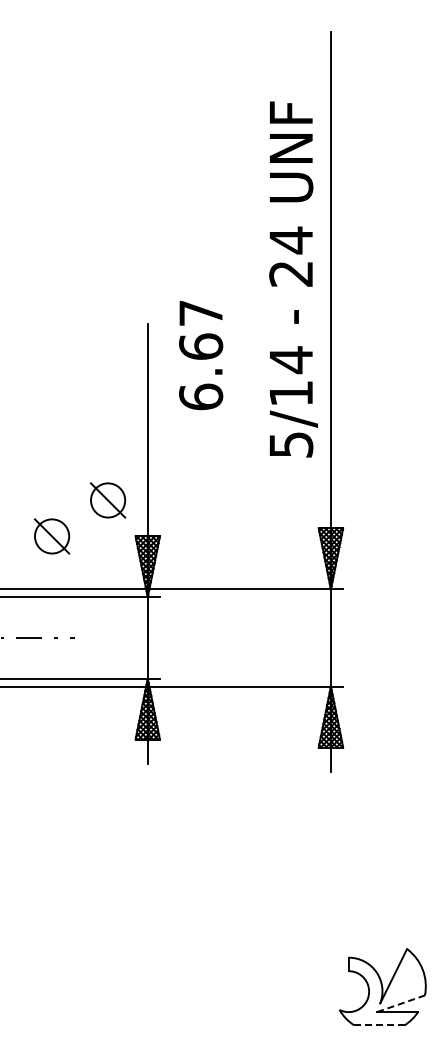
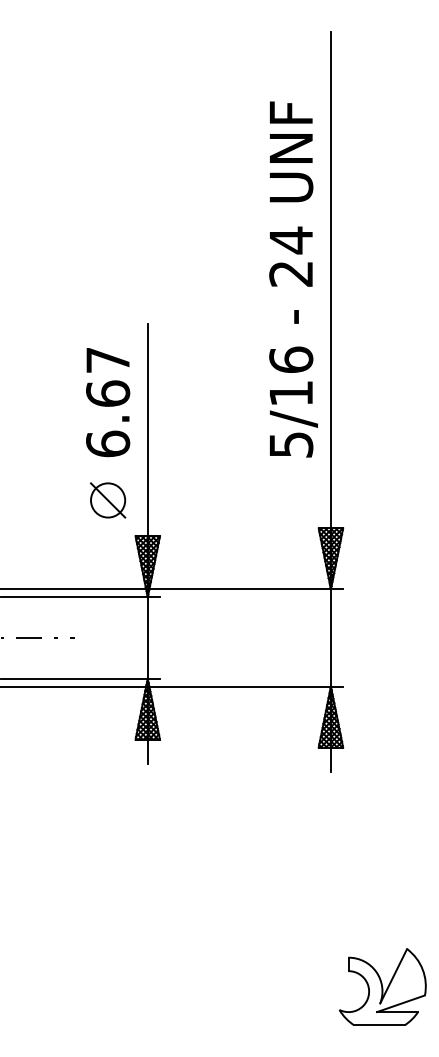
text position: (201, 355) -> (108, 402) (108, 402)
text: 5/14 -> 5/16 (291, 360)
part: present -> none (51, 536)
line: dashed -> solid (401, 1003)
line: dashed -> solid (379, 1025)
